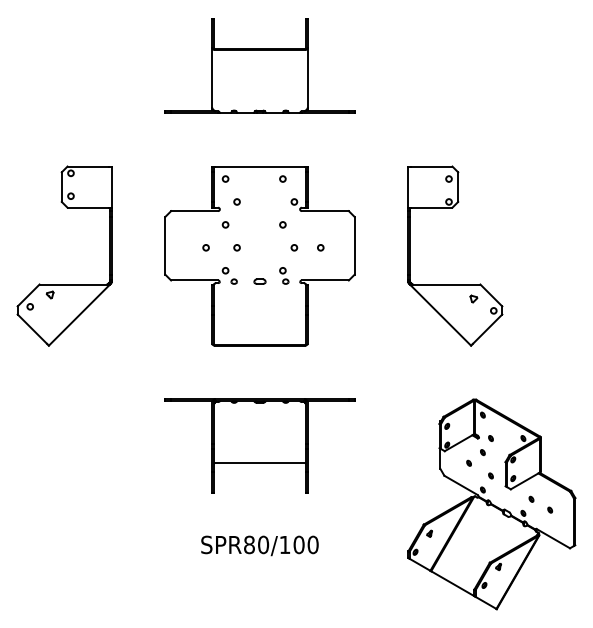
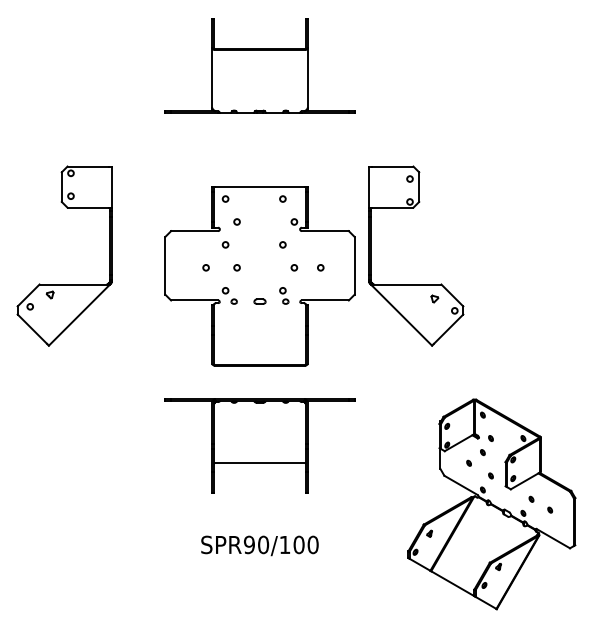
part position: (259, 256) -> (259, 276) (259, 276)
part position: (455, 284) -> (416, 284) (416, 284)
text: SPR80/100 -> SPR90/100 (248, 544)
